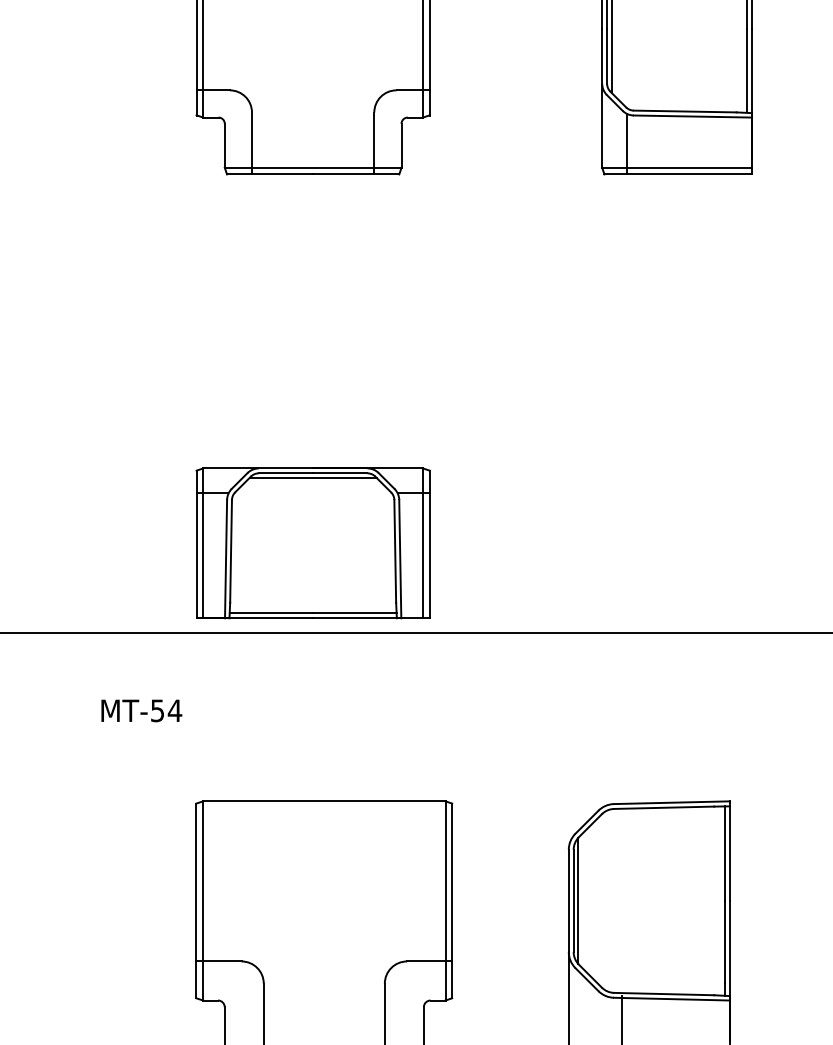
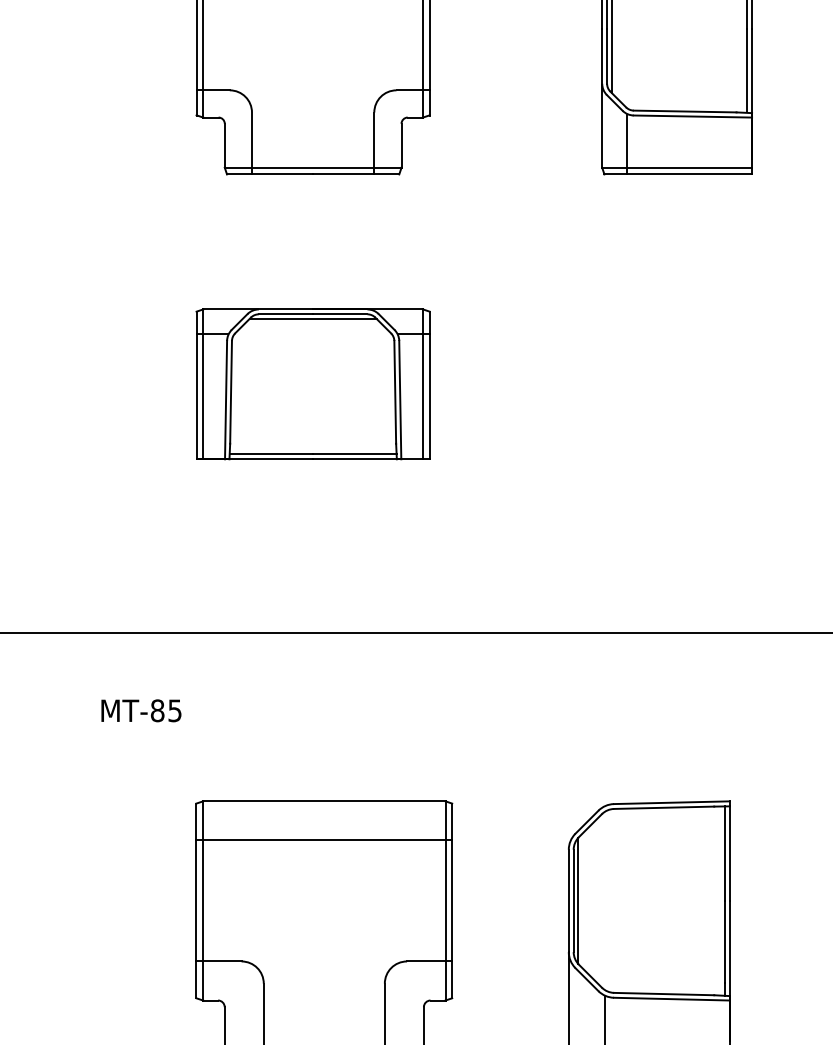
part position: (312, 543) -> (312, 384) (312, 384)
text: MT-54 -> MT-85 (166, 710)
line: none -> present (324, 840)
line position: (621, 1018) -> (604, 1018) (604, 1018)
